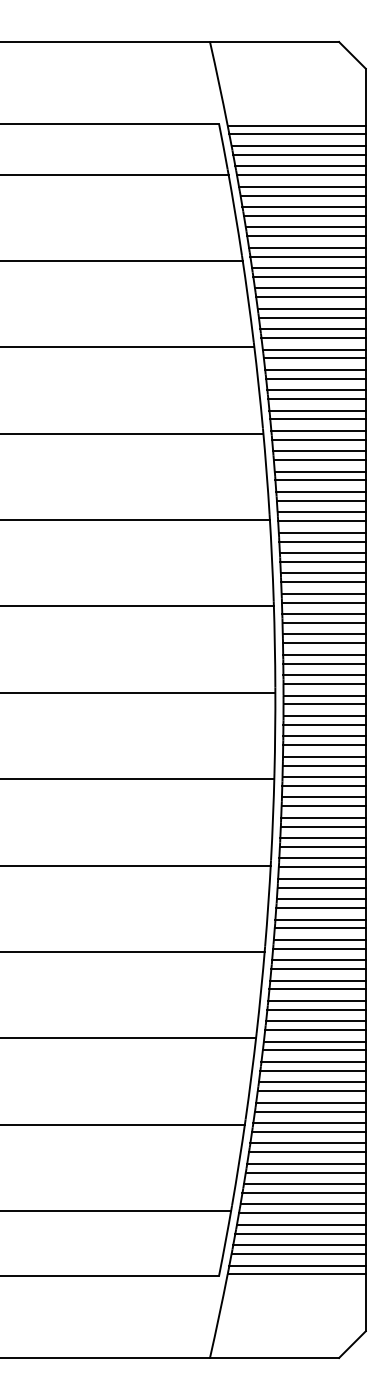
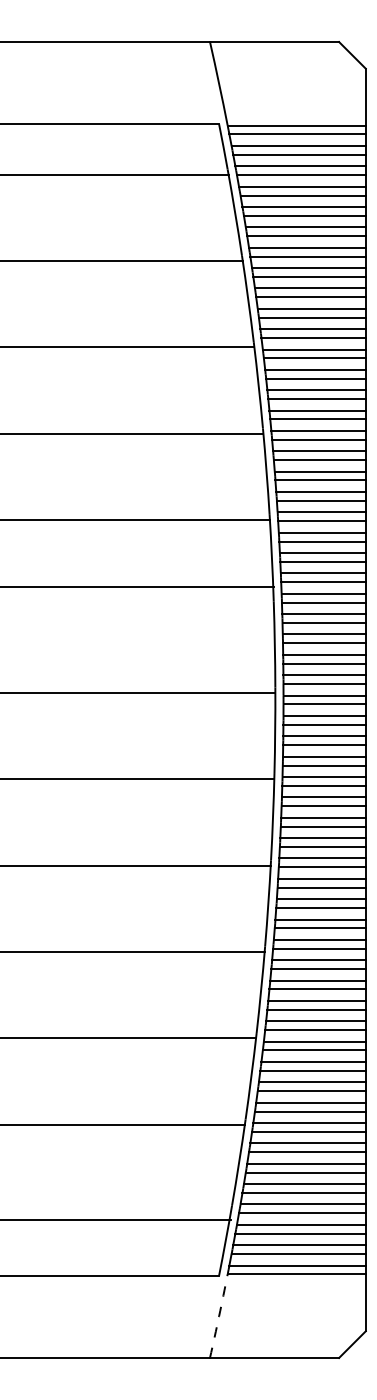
line position: (137, 606) -> (137, 587) (137, 587)
line position: (116, 1210) -> (116, 1219) (116, 1219)
arc: solid -> dashed (219, 1316)
